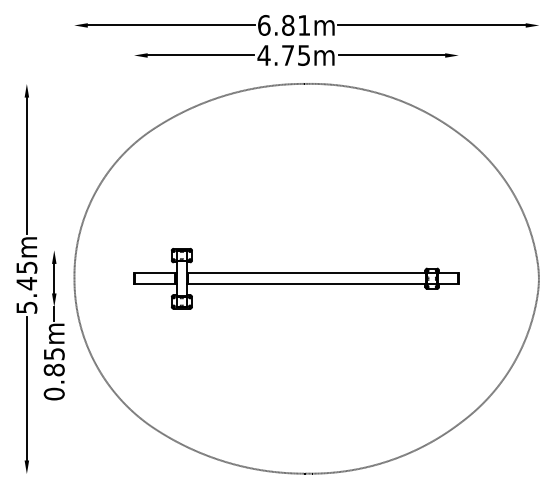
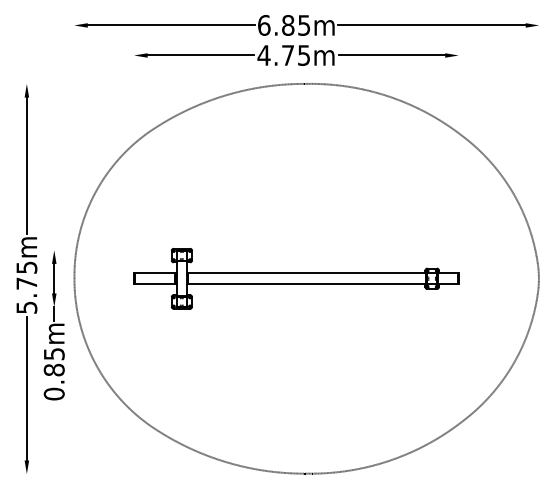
text: 6.81m -> 6.85m (303, 25)
text: 5.45m -> 5.75m (26, 283)
